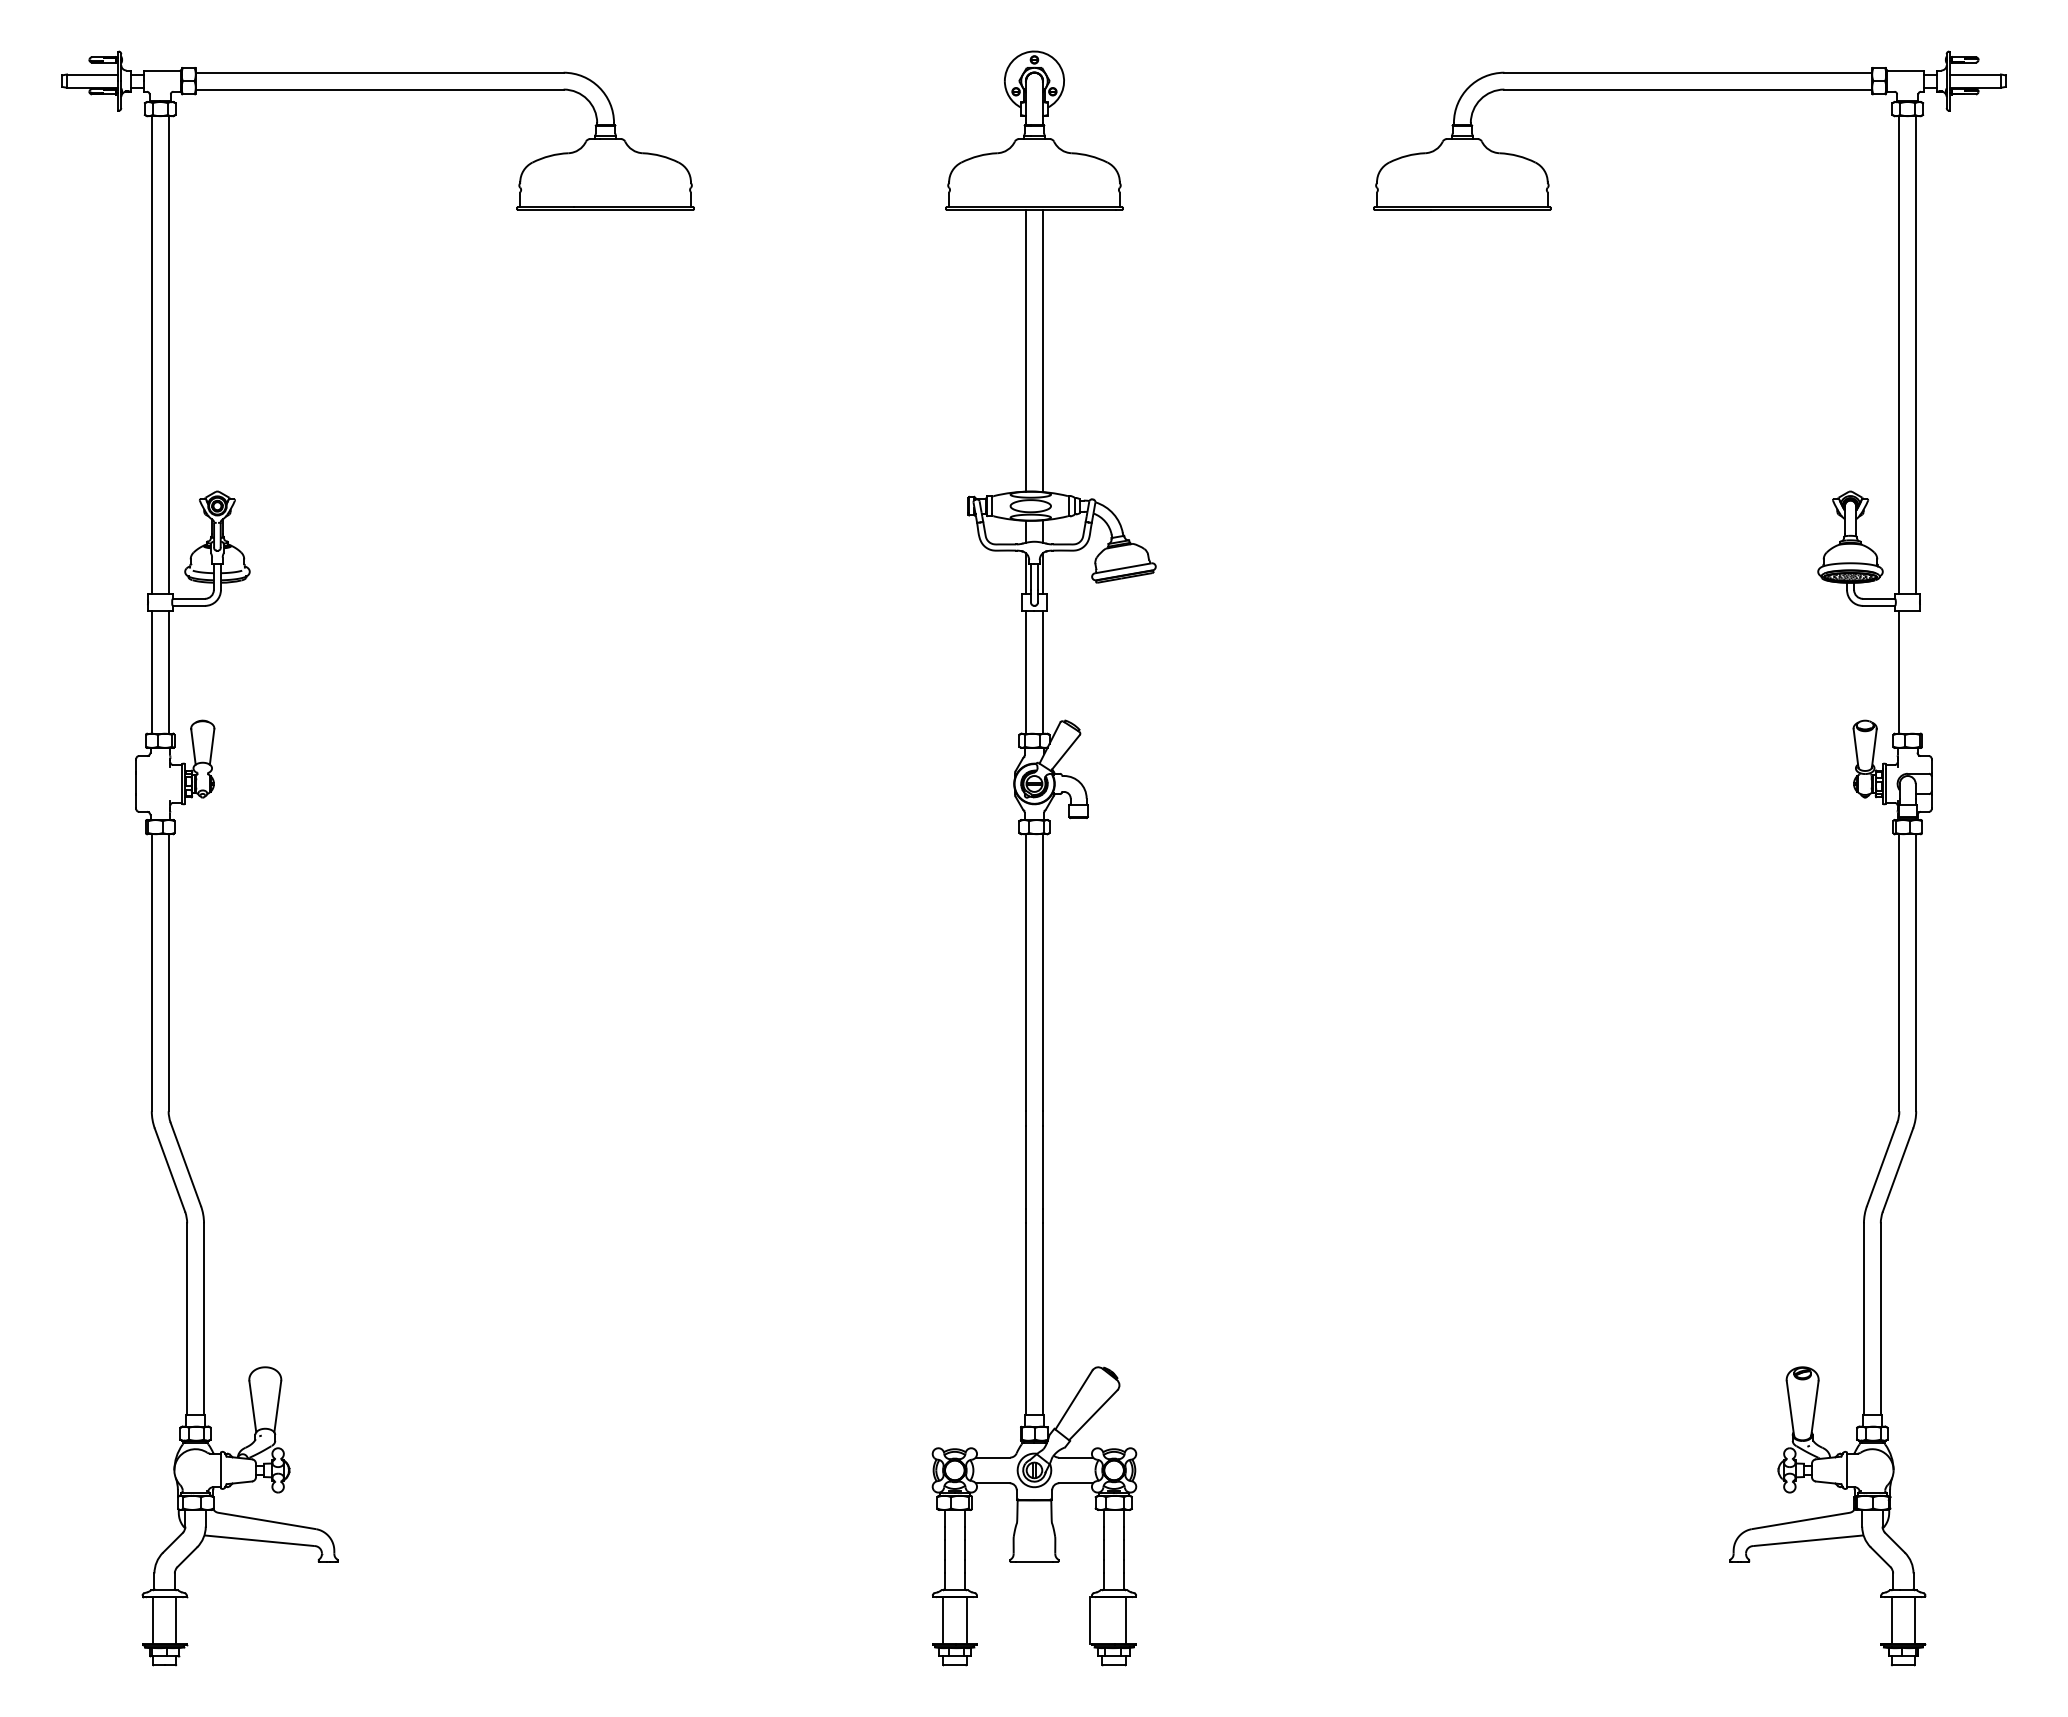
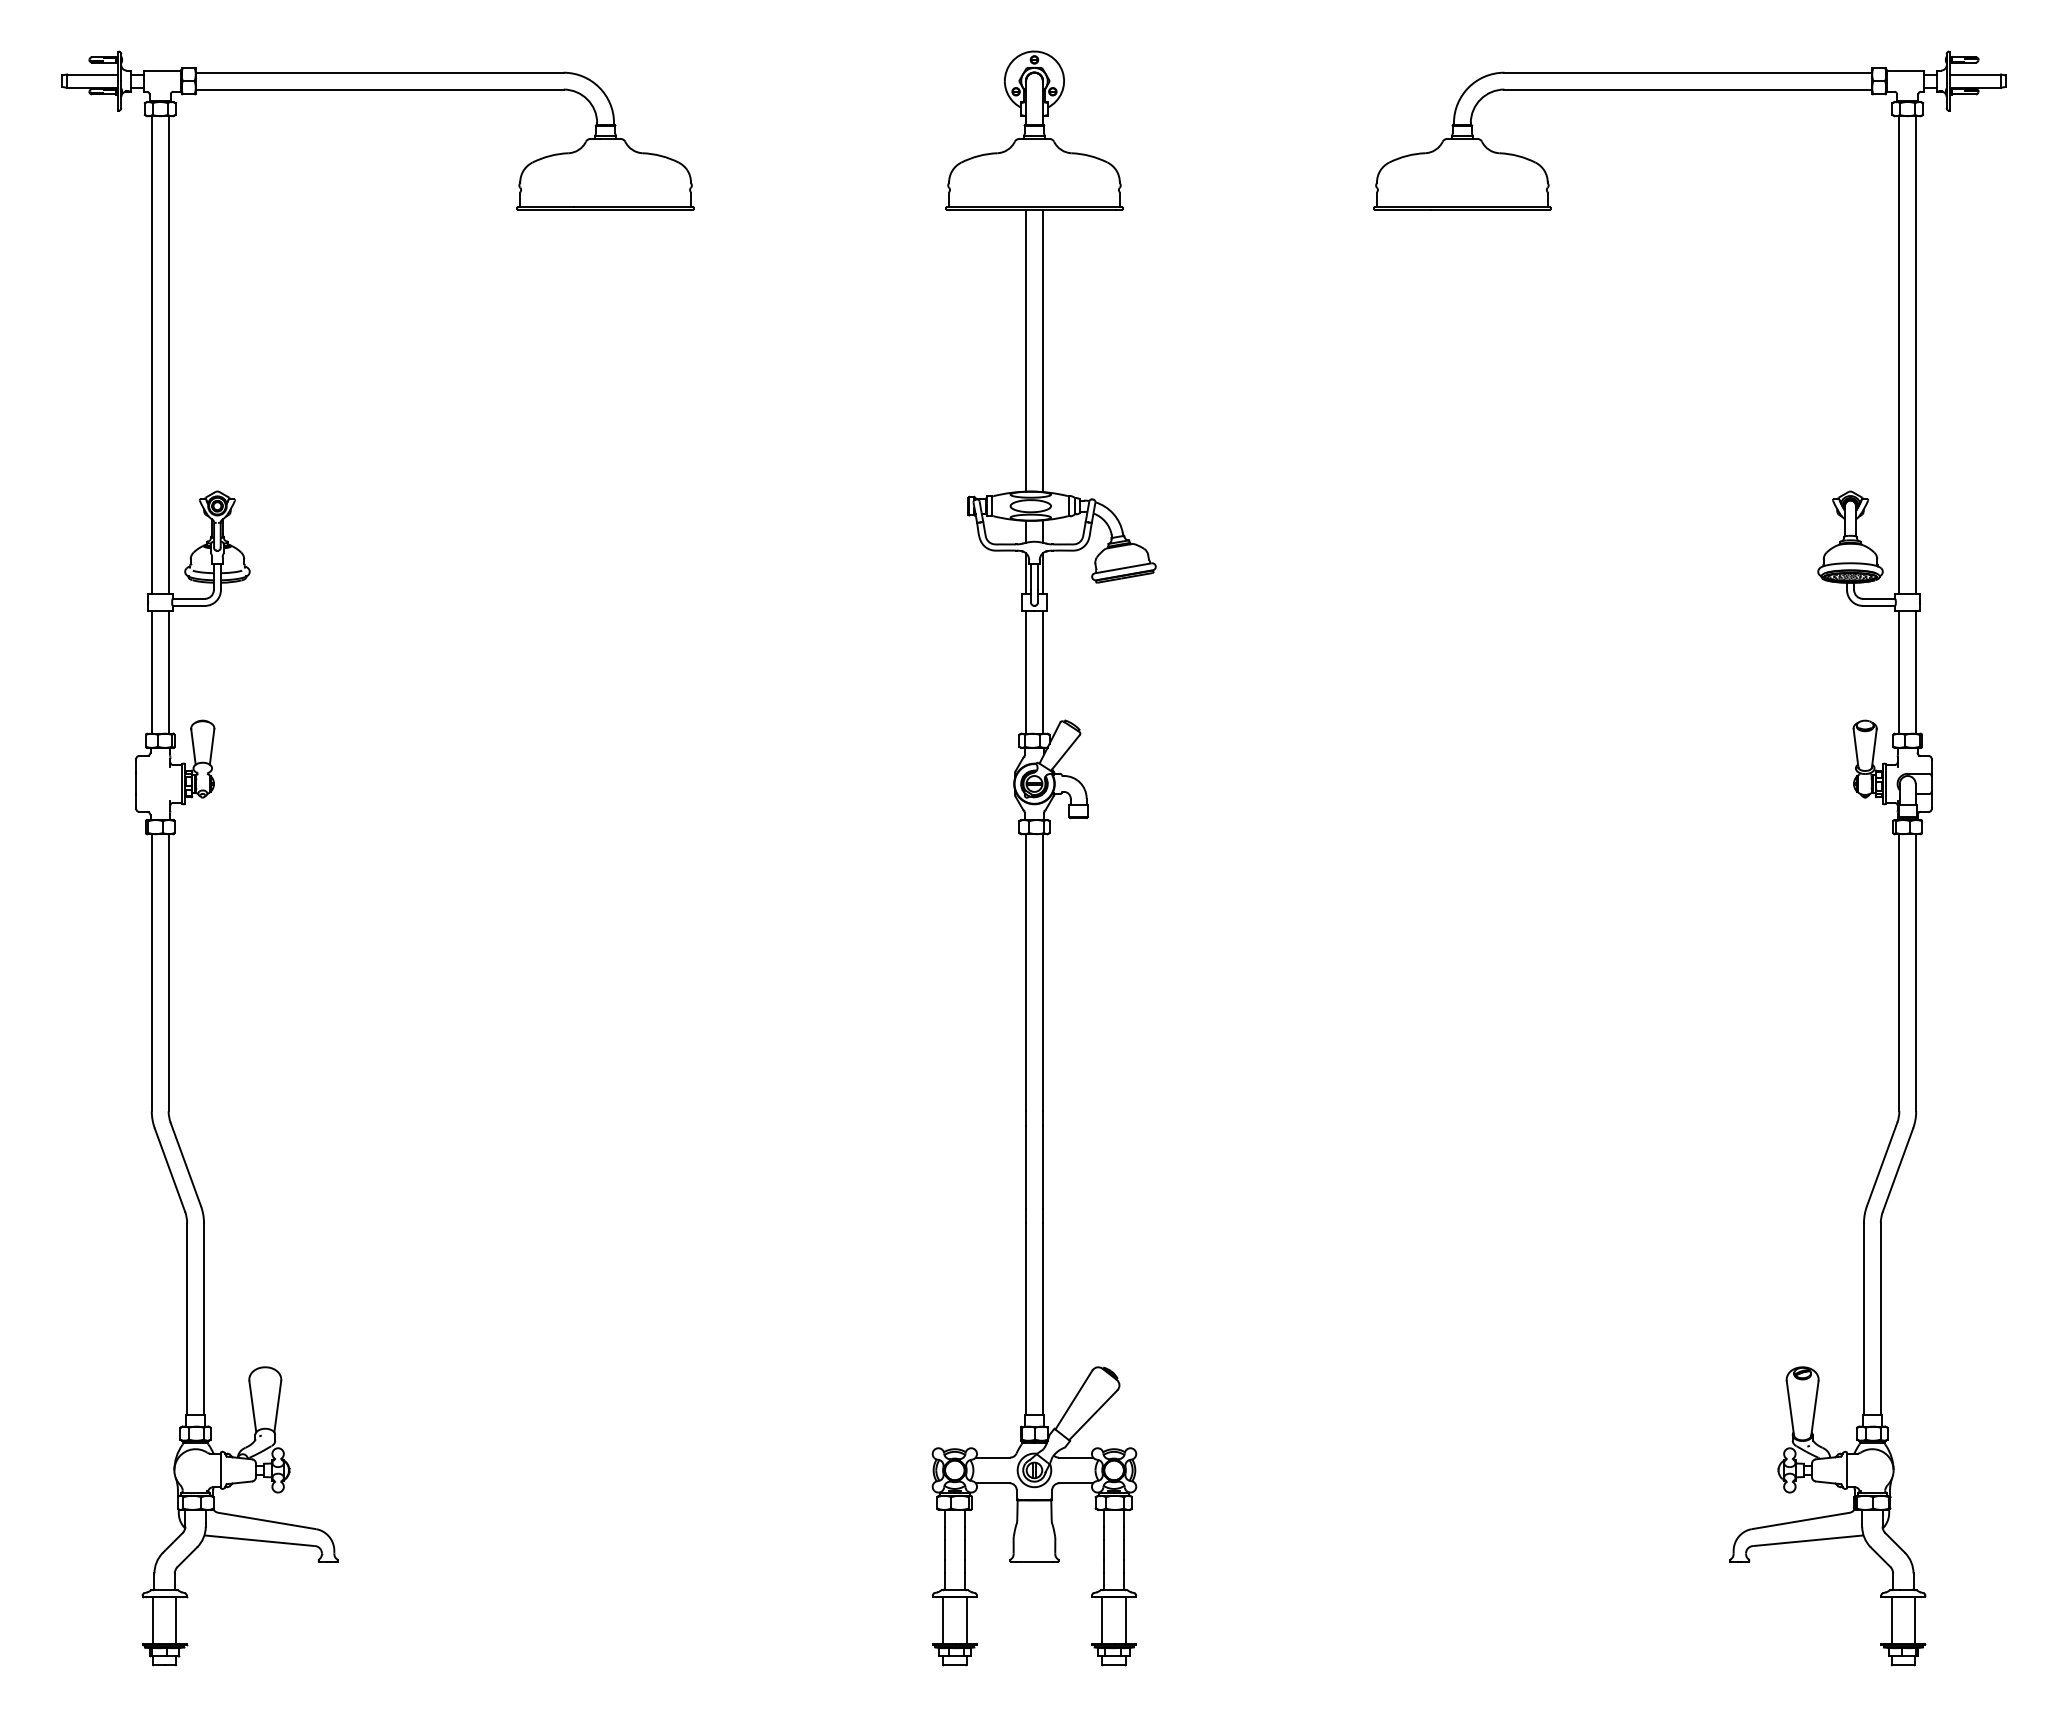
line: none -> present (1916, 671)
line position: (1090, 1620) -> (1102, 1620) (1102, 1620)
